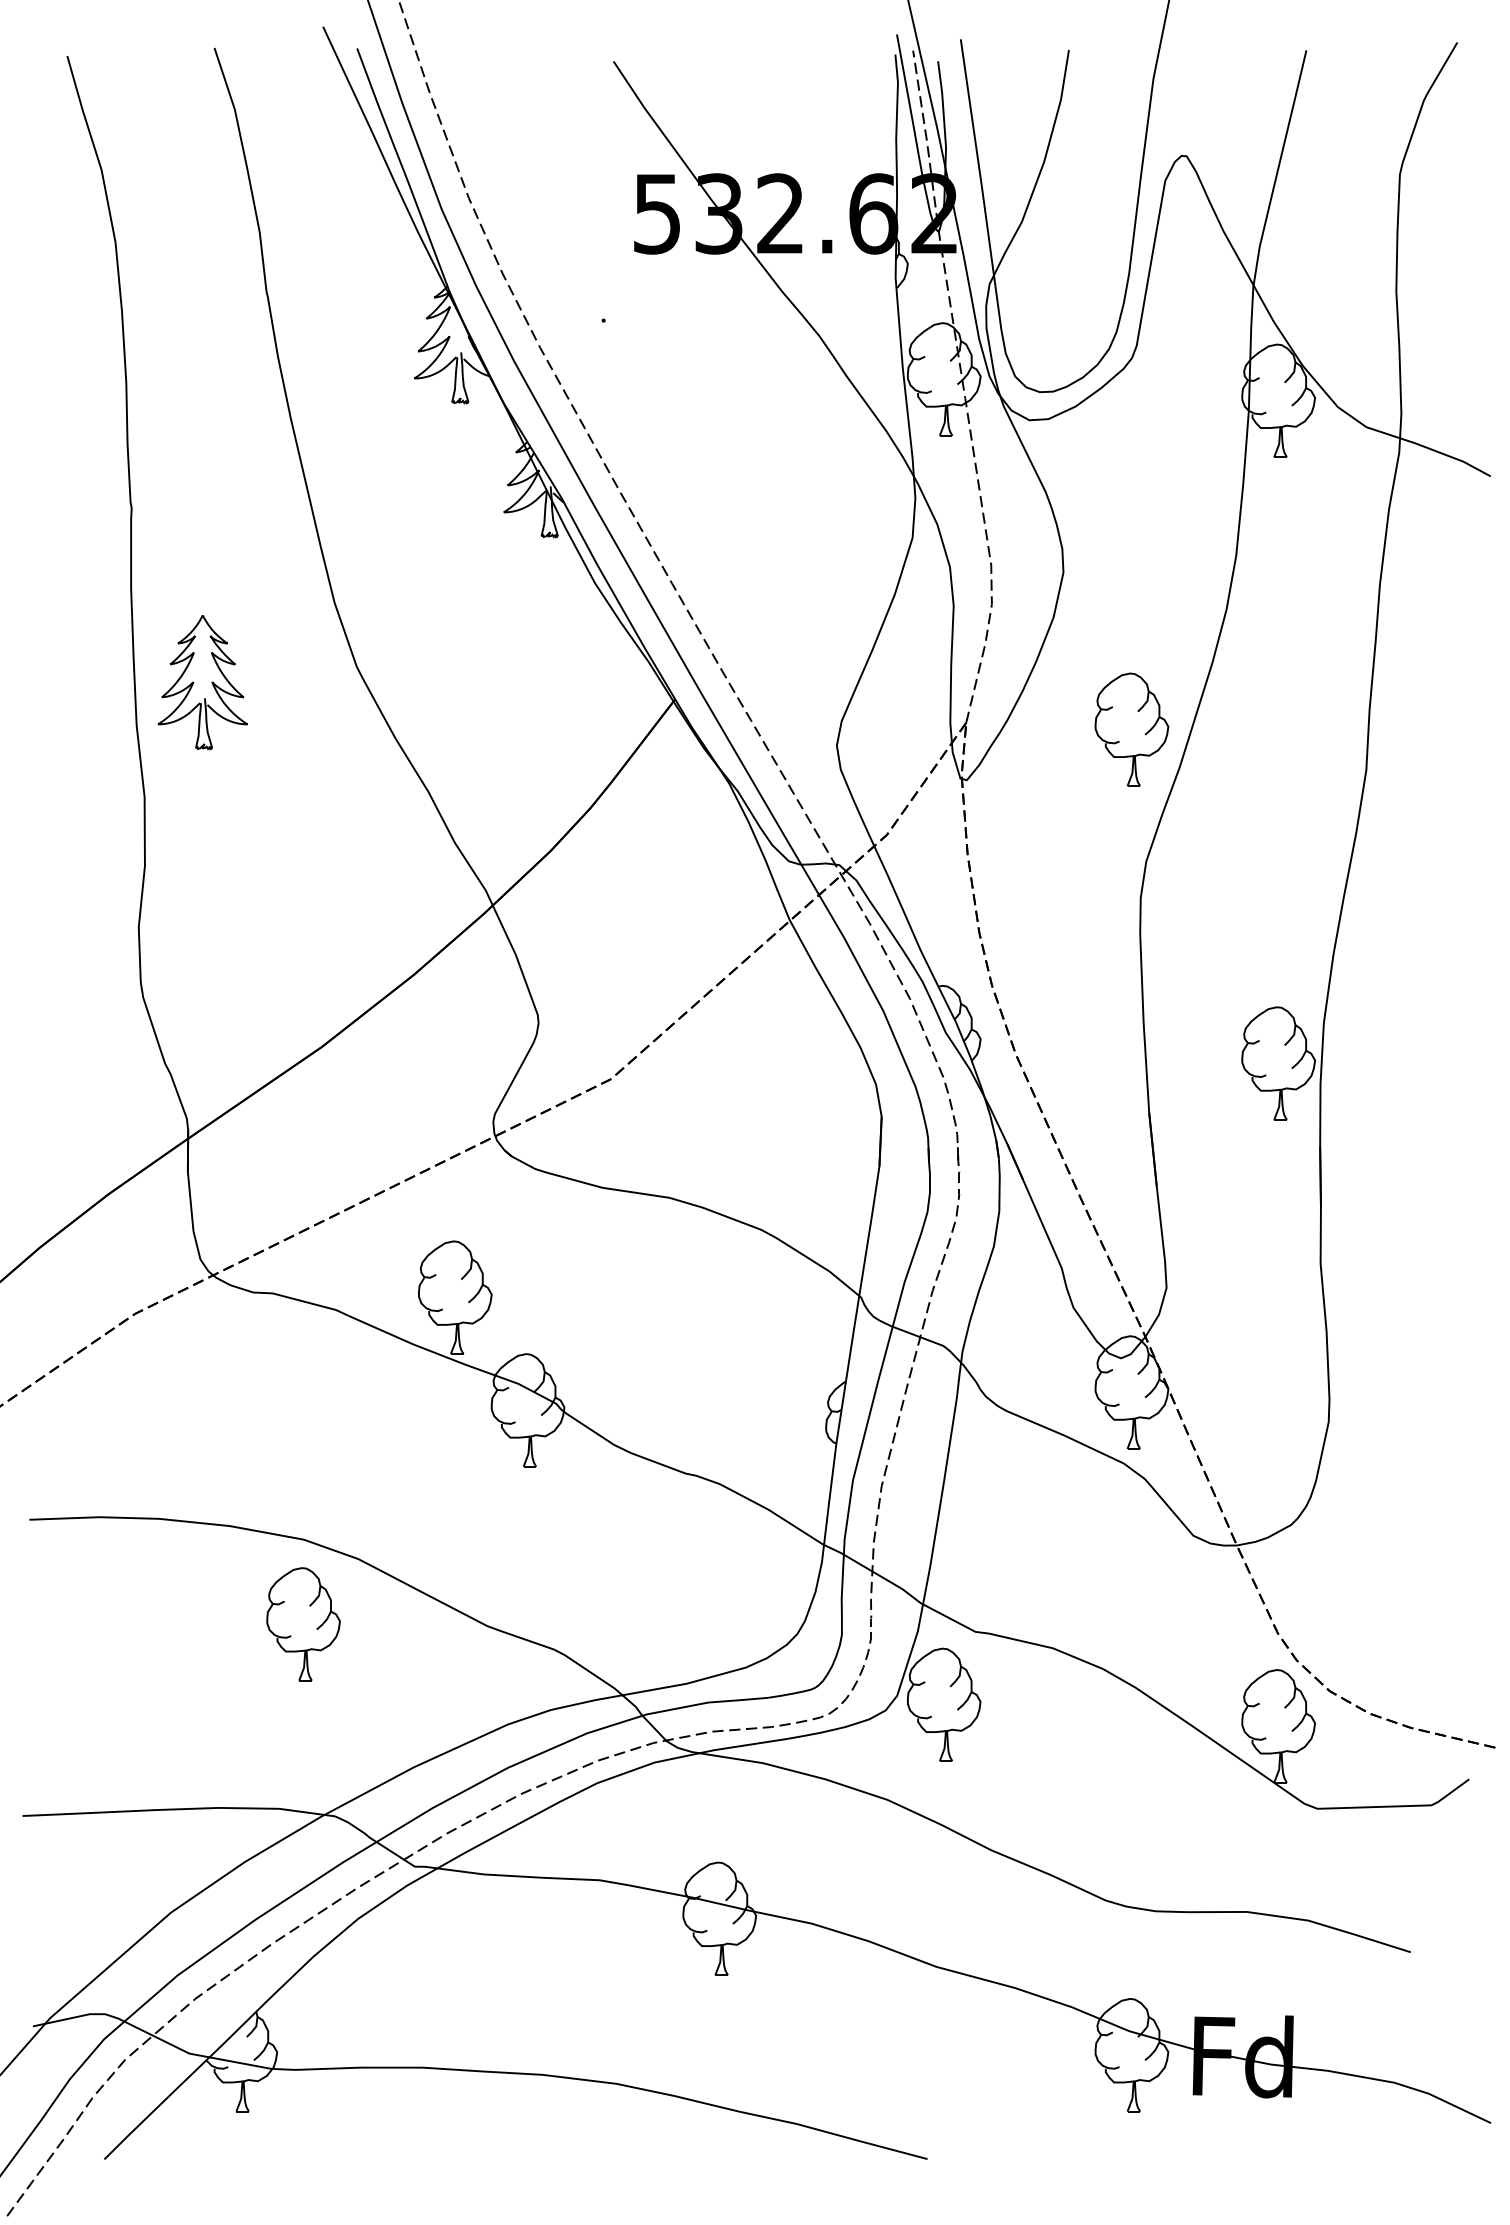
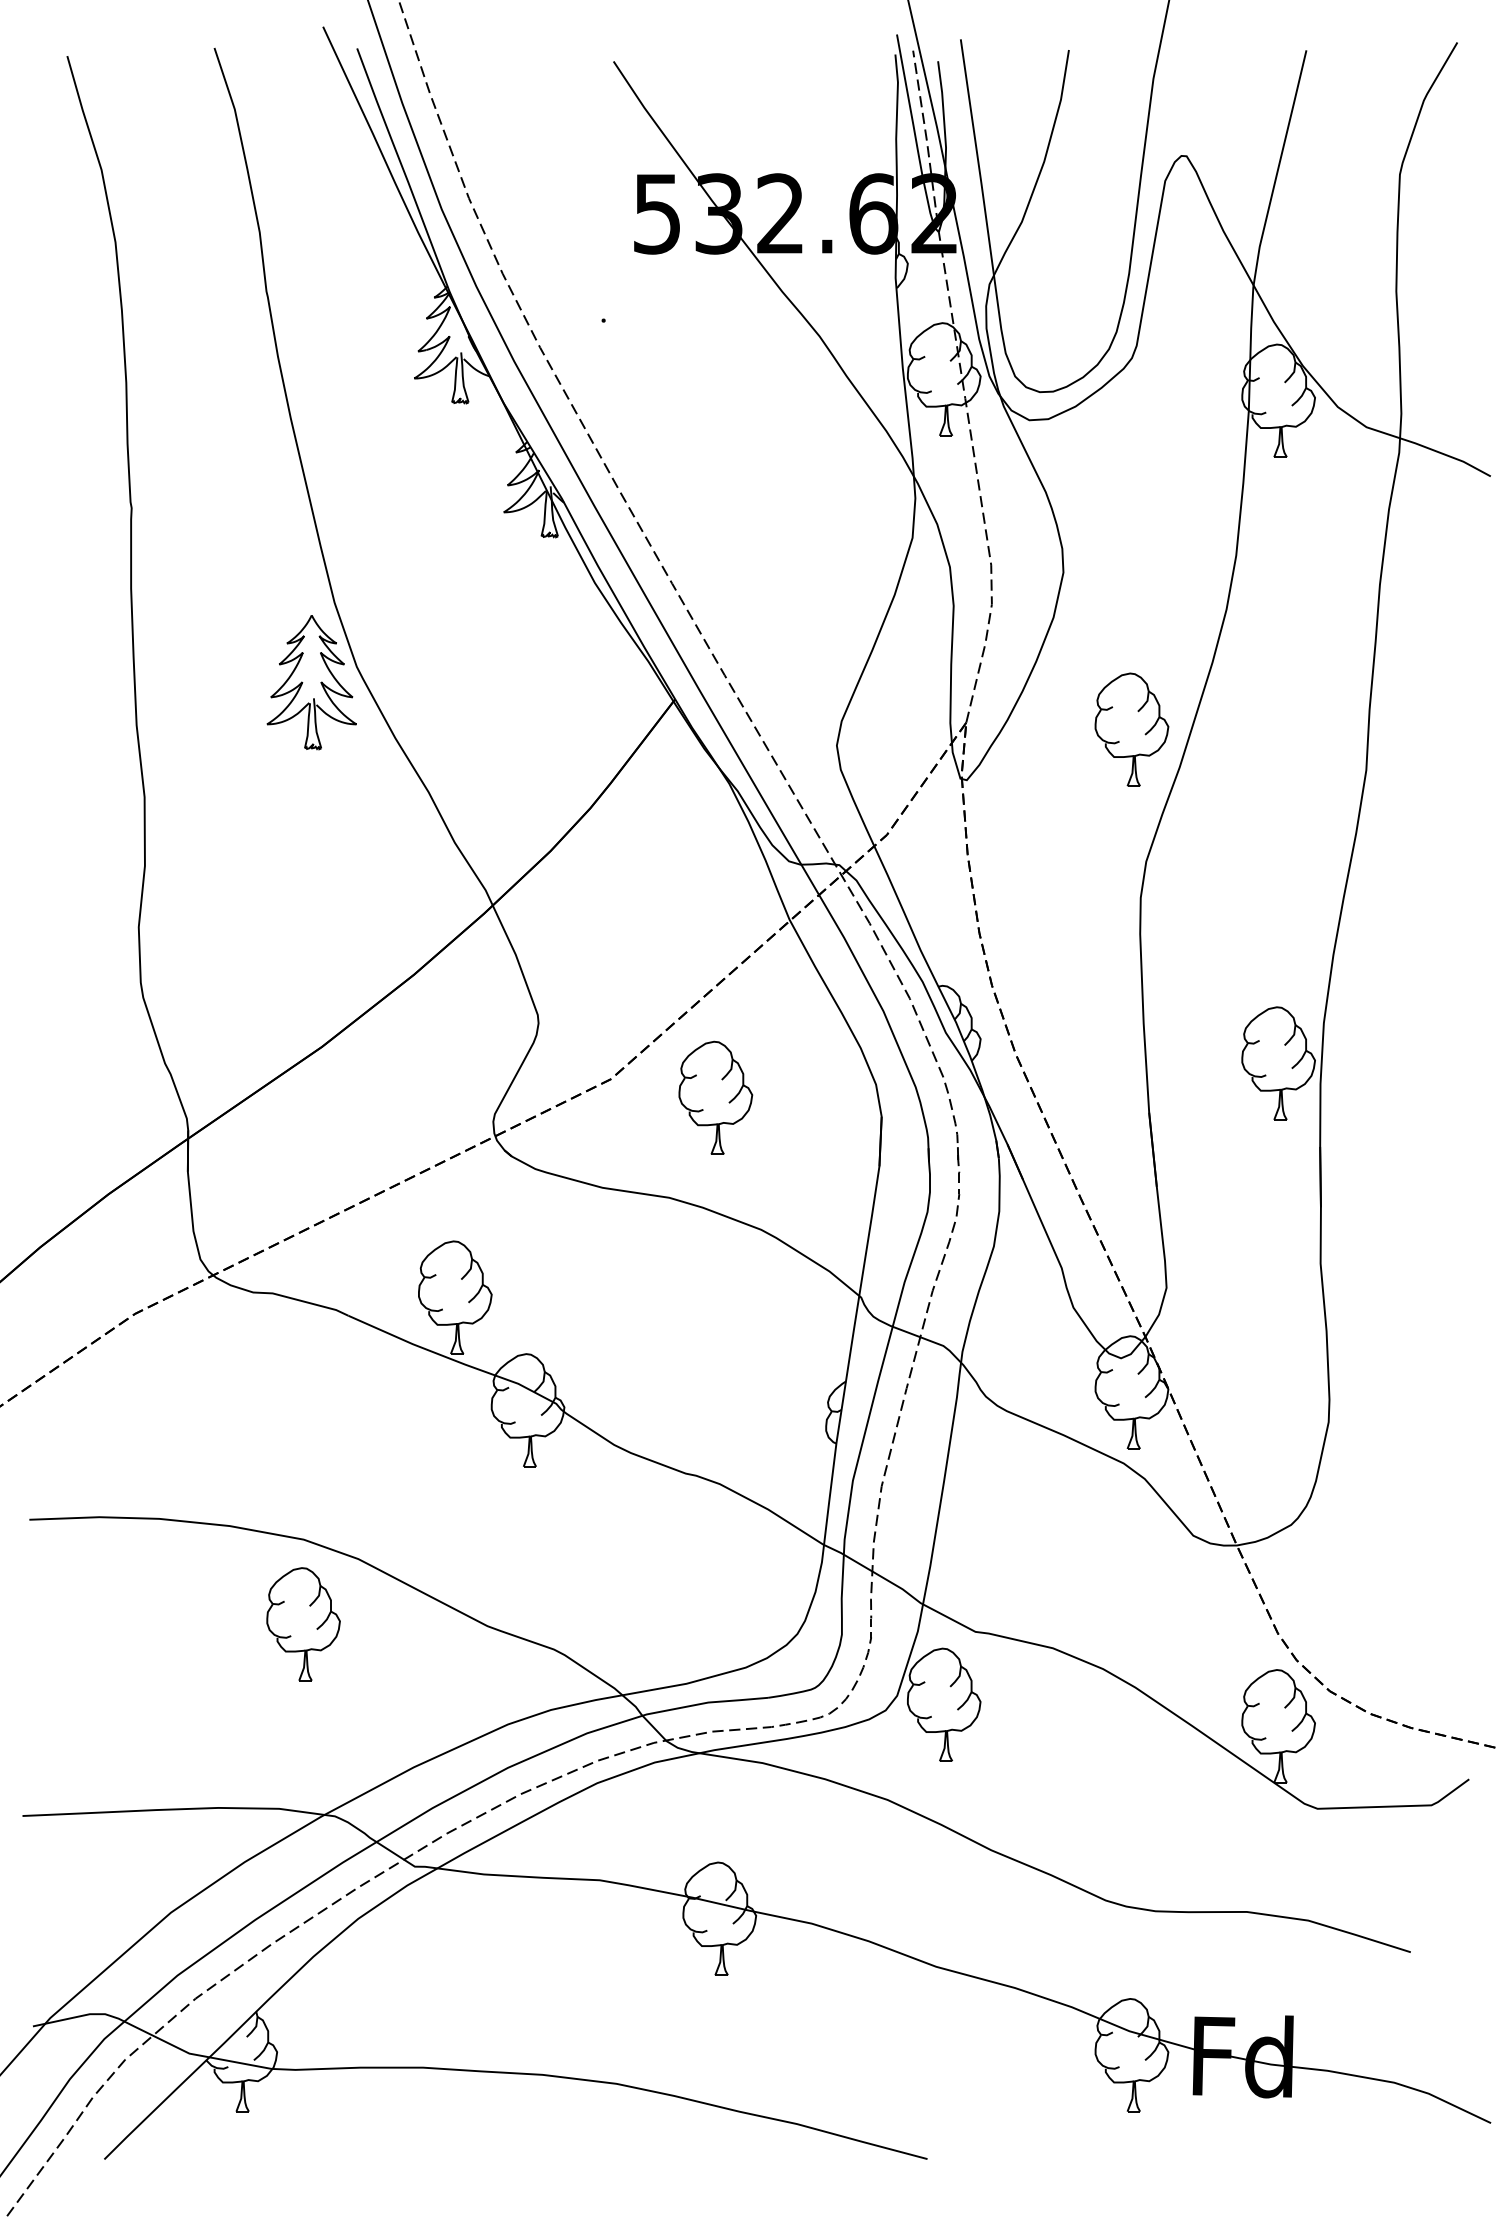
part position: (202, 682) -> (311, 682) (311, 682)
part: none -> present (715, 1097)
